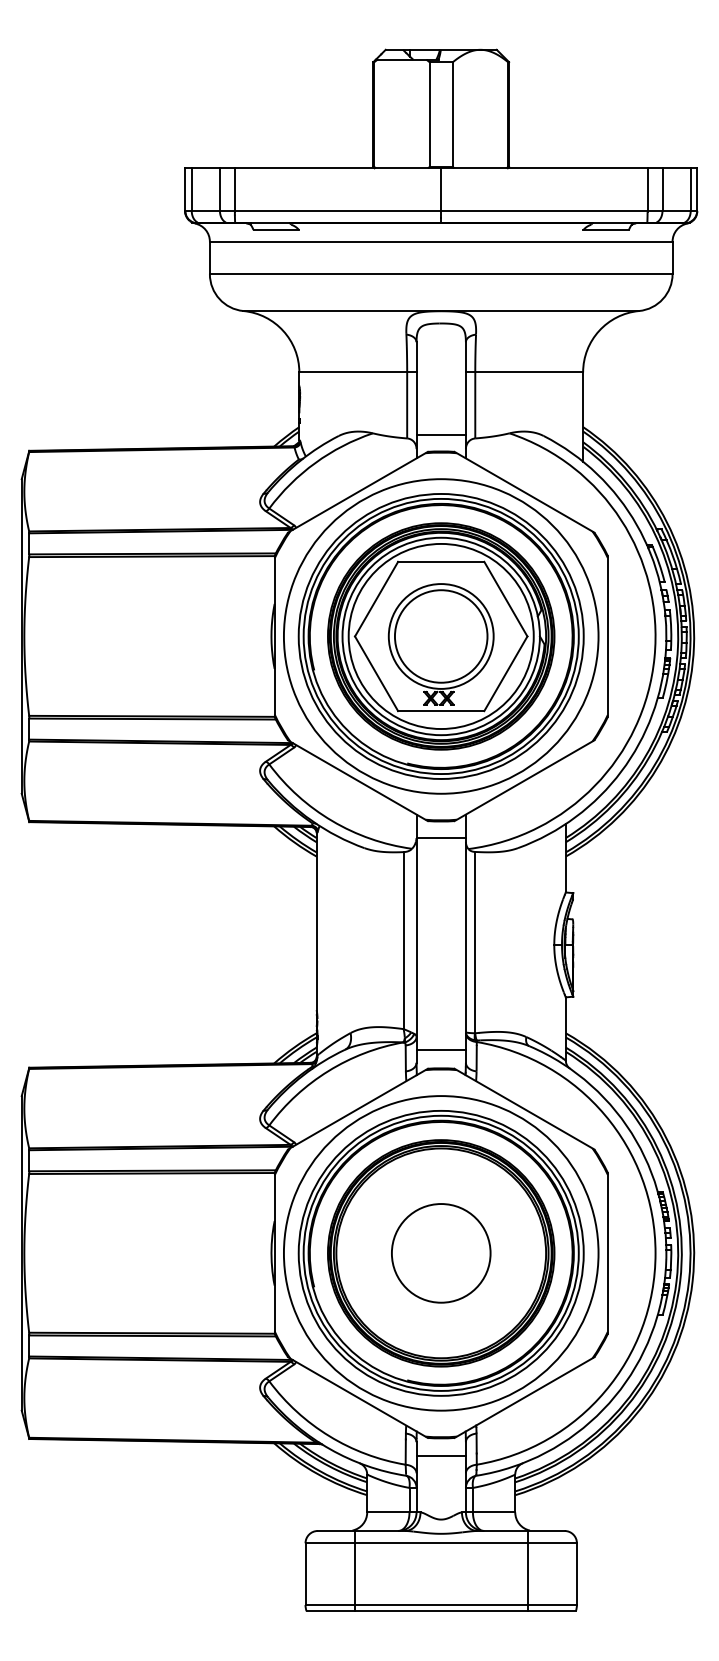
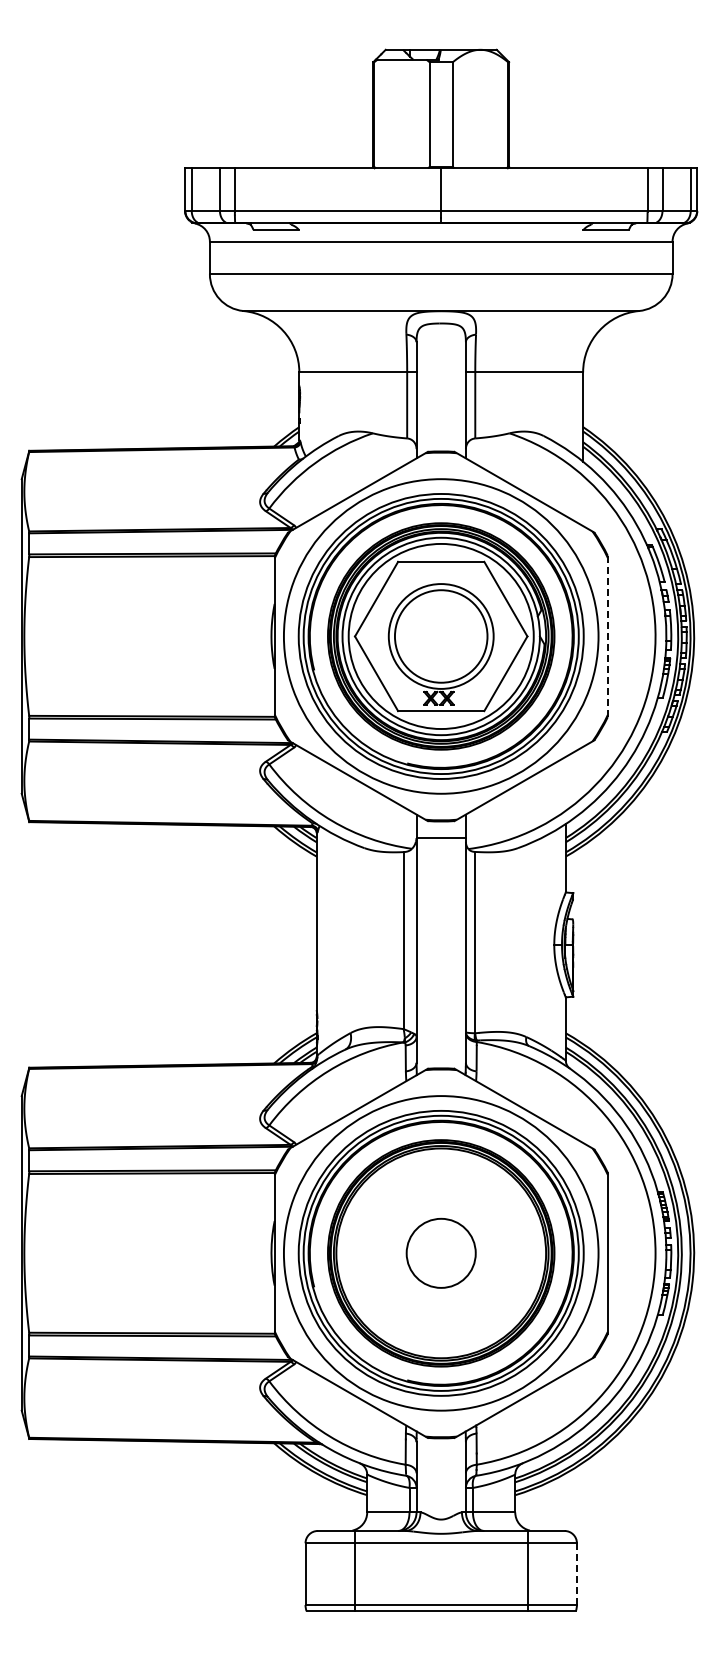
line: present -> none (440, 434)
line: solid -> dashed (607, 636)
line: present -> none (440, 1050)
circle diameter: 99 px -> 69 px (440, 1252)
line: present -> none (440, 1456)
line: solid -> dashed (576, 1574)
